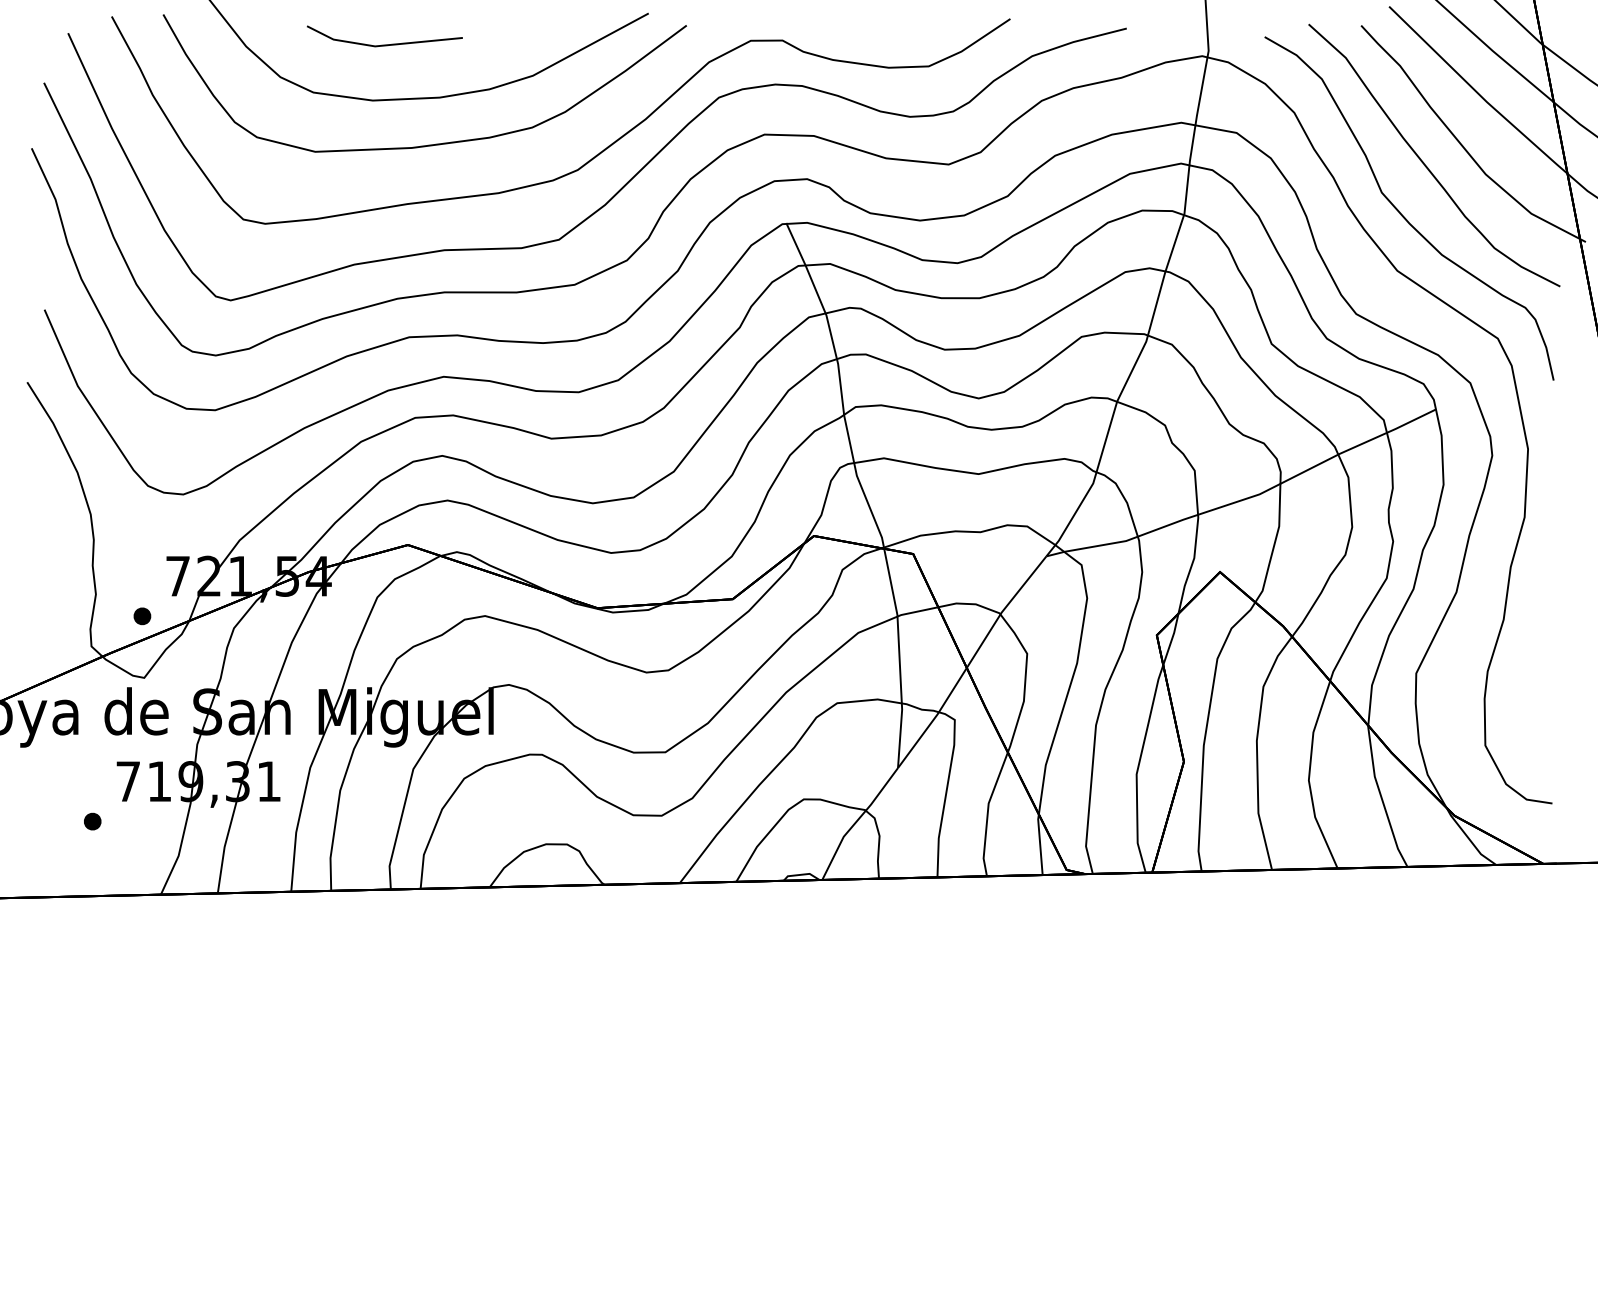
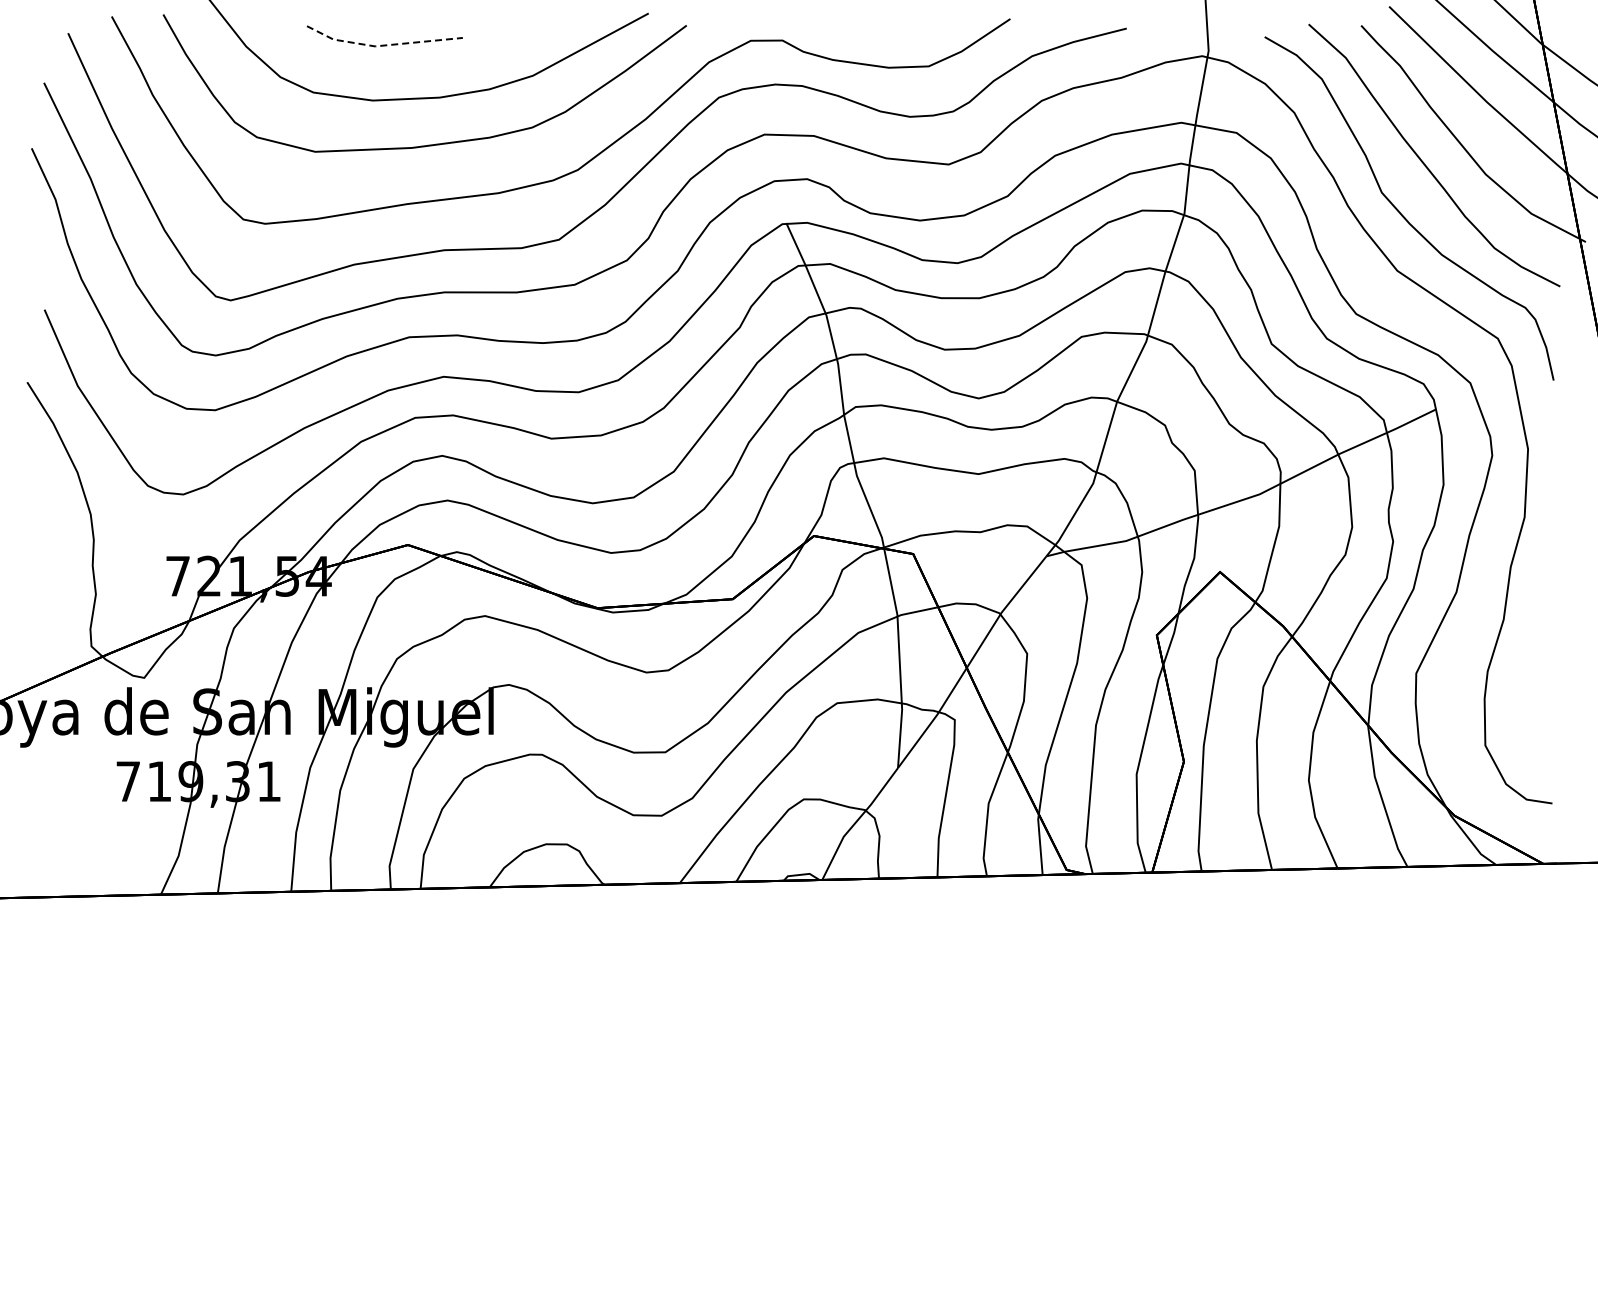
line: solid -> dashed (382, 45)
part: present -> none (142, 616)
part: present -> none (92, 821)
